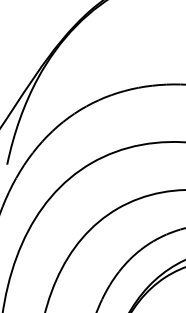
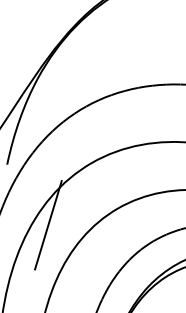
line: none -> present (48, 225)
